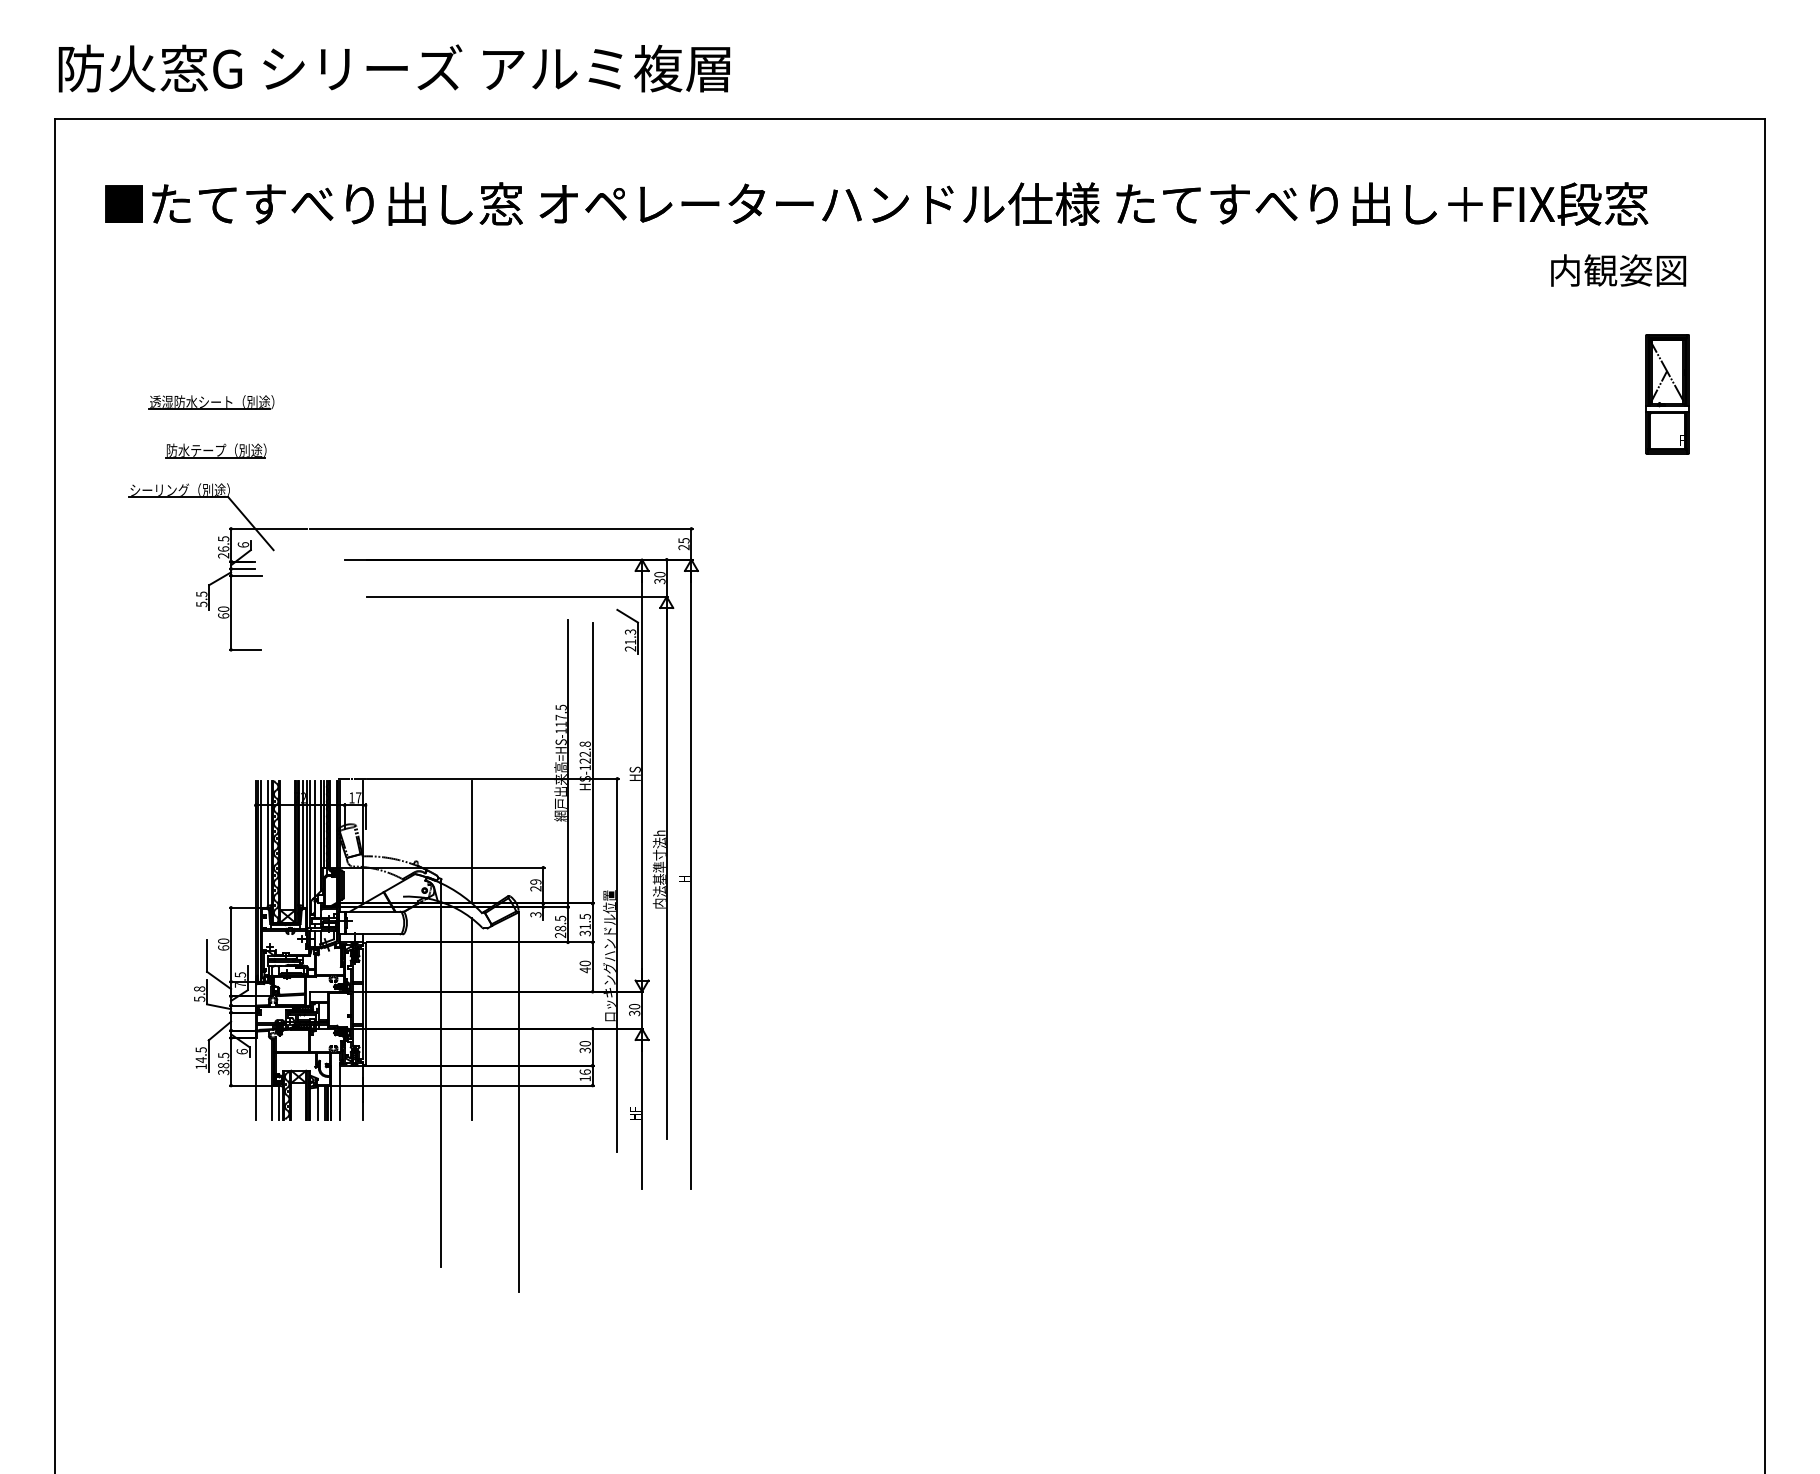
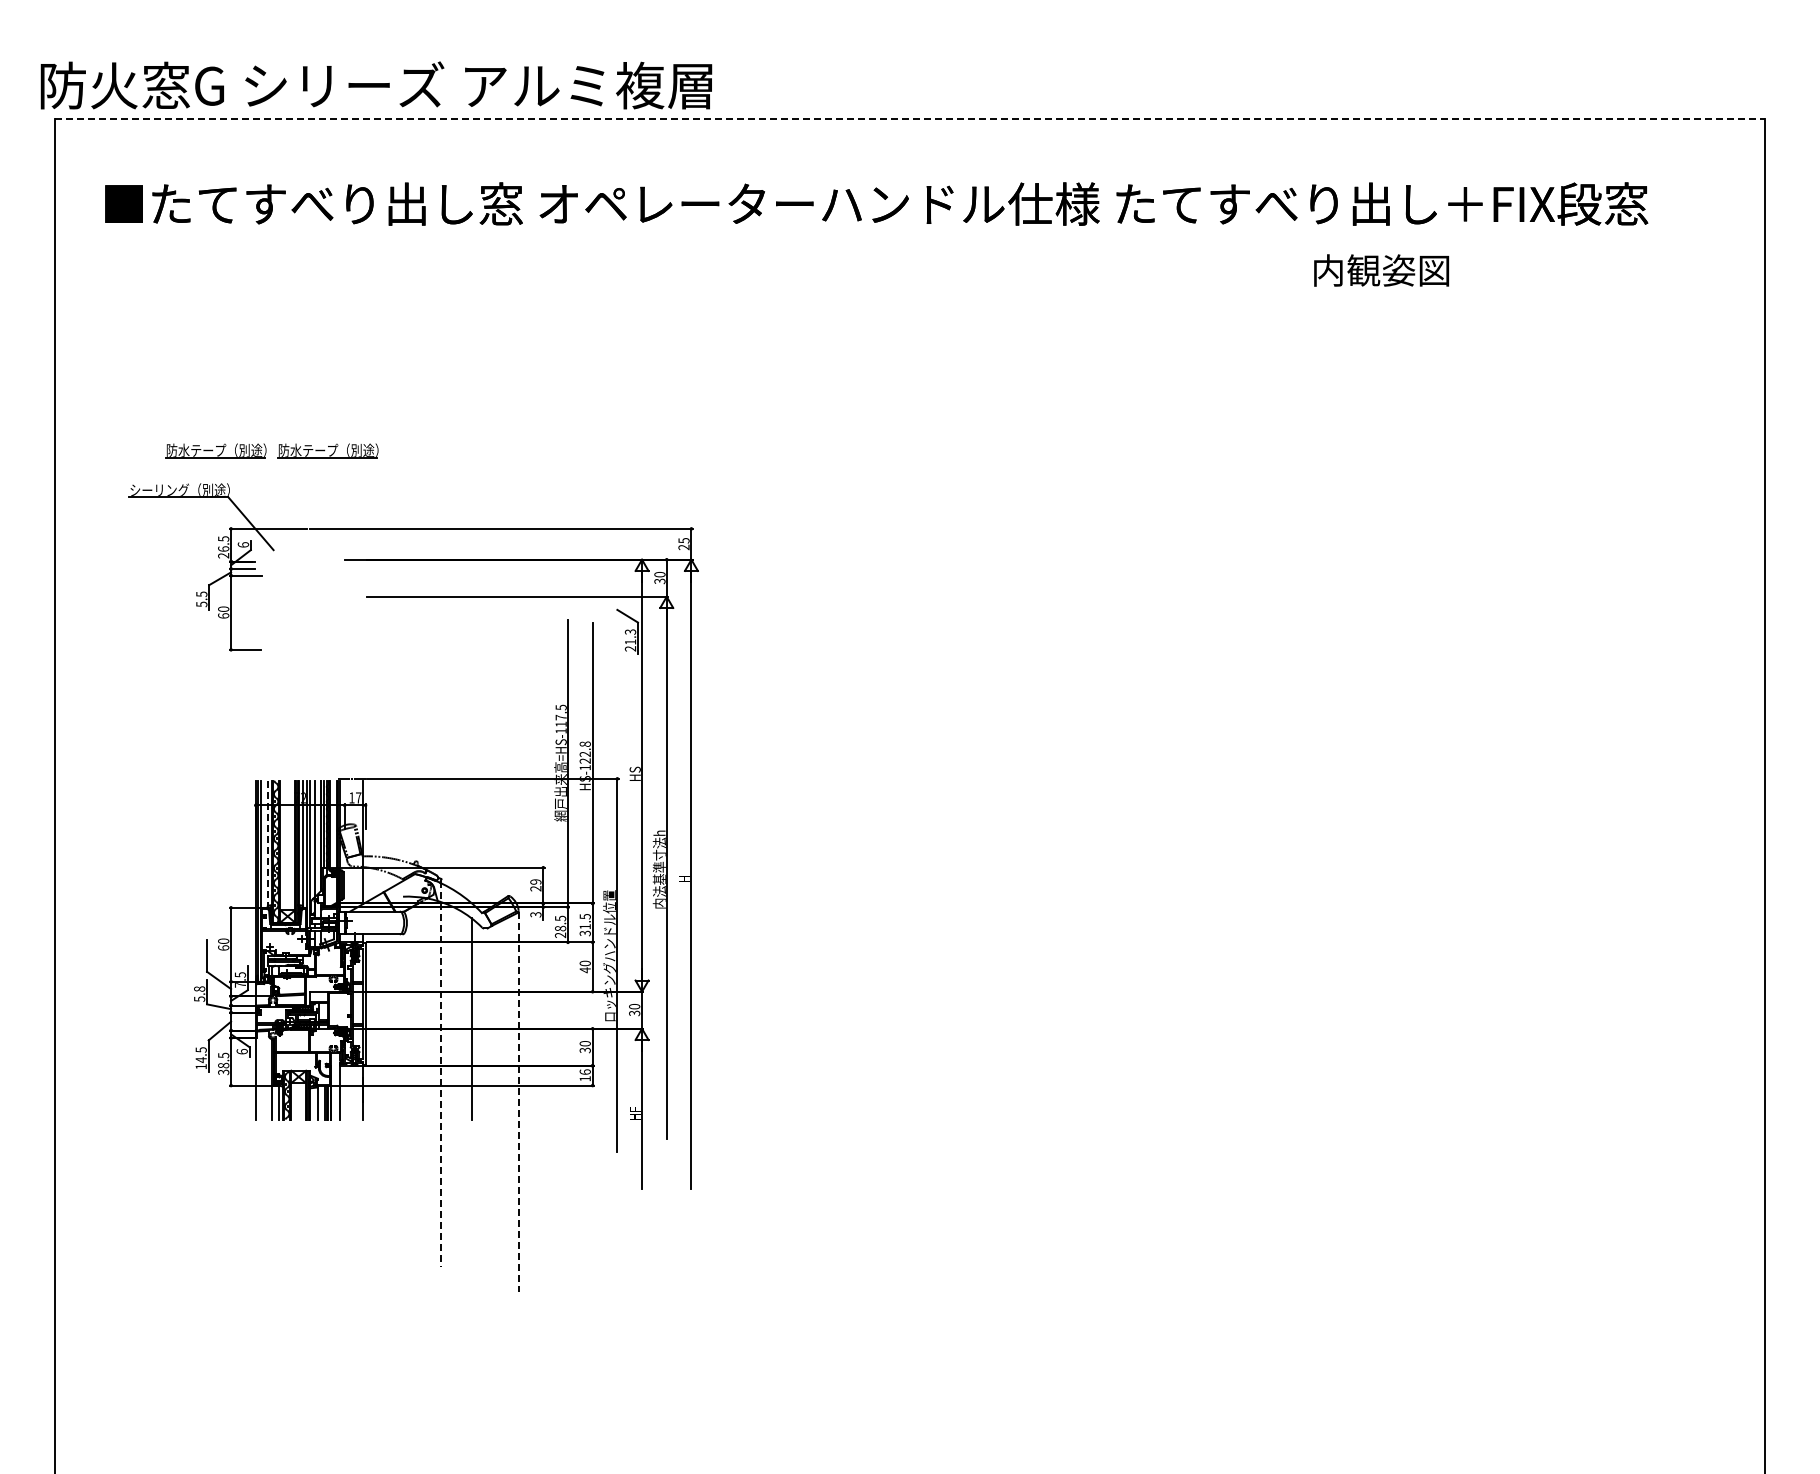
text position: (394, 68) -> (376, 85) (376, 85)
line: solid -> dashed (910, 119)
text position: (1618, 270) -> (1381, 270) (1381, 270)
part: present -> none (1667, 394)
part: present -> none (211, 402)
part: none -> present (327, 450)
line: present -> none (471, 841)
line: solid -> dashed (267, 844)
line: solid -> dashed (441, 1074)
line: solid -> dashed (518, 1102)
